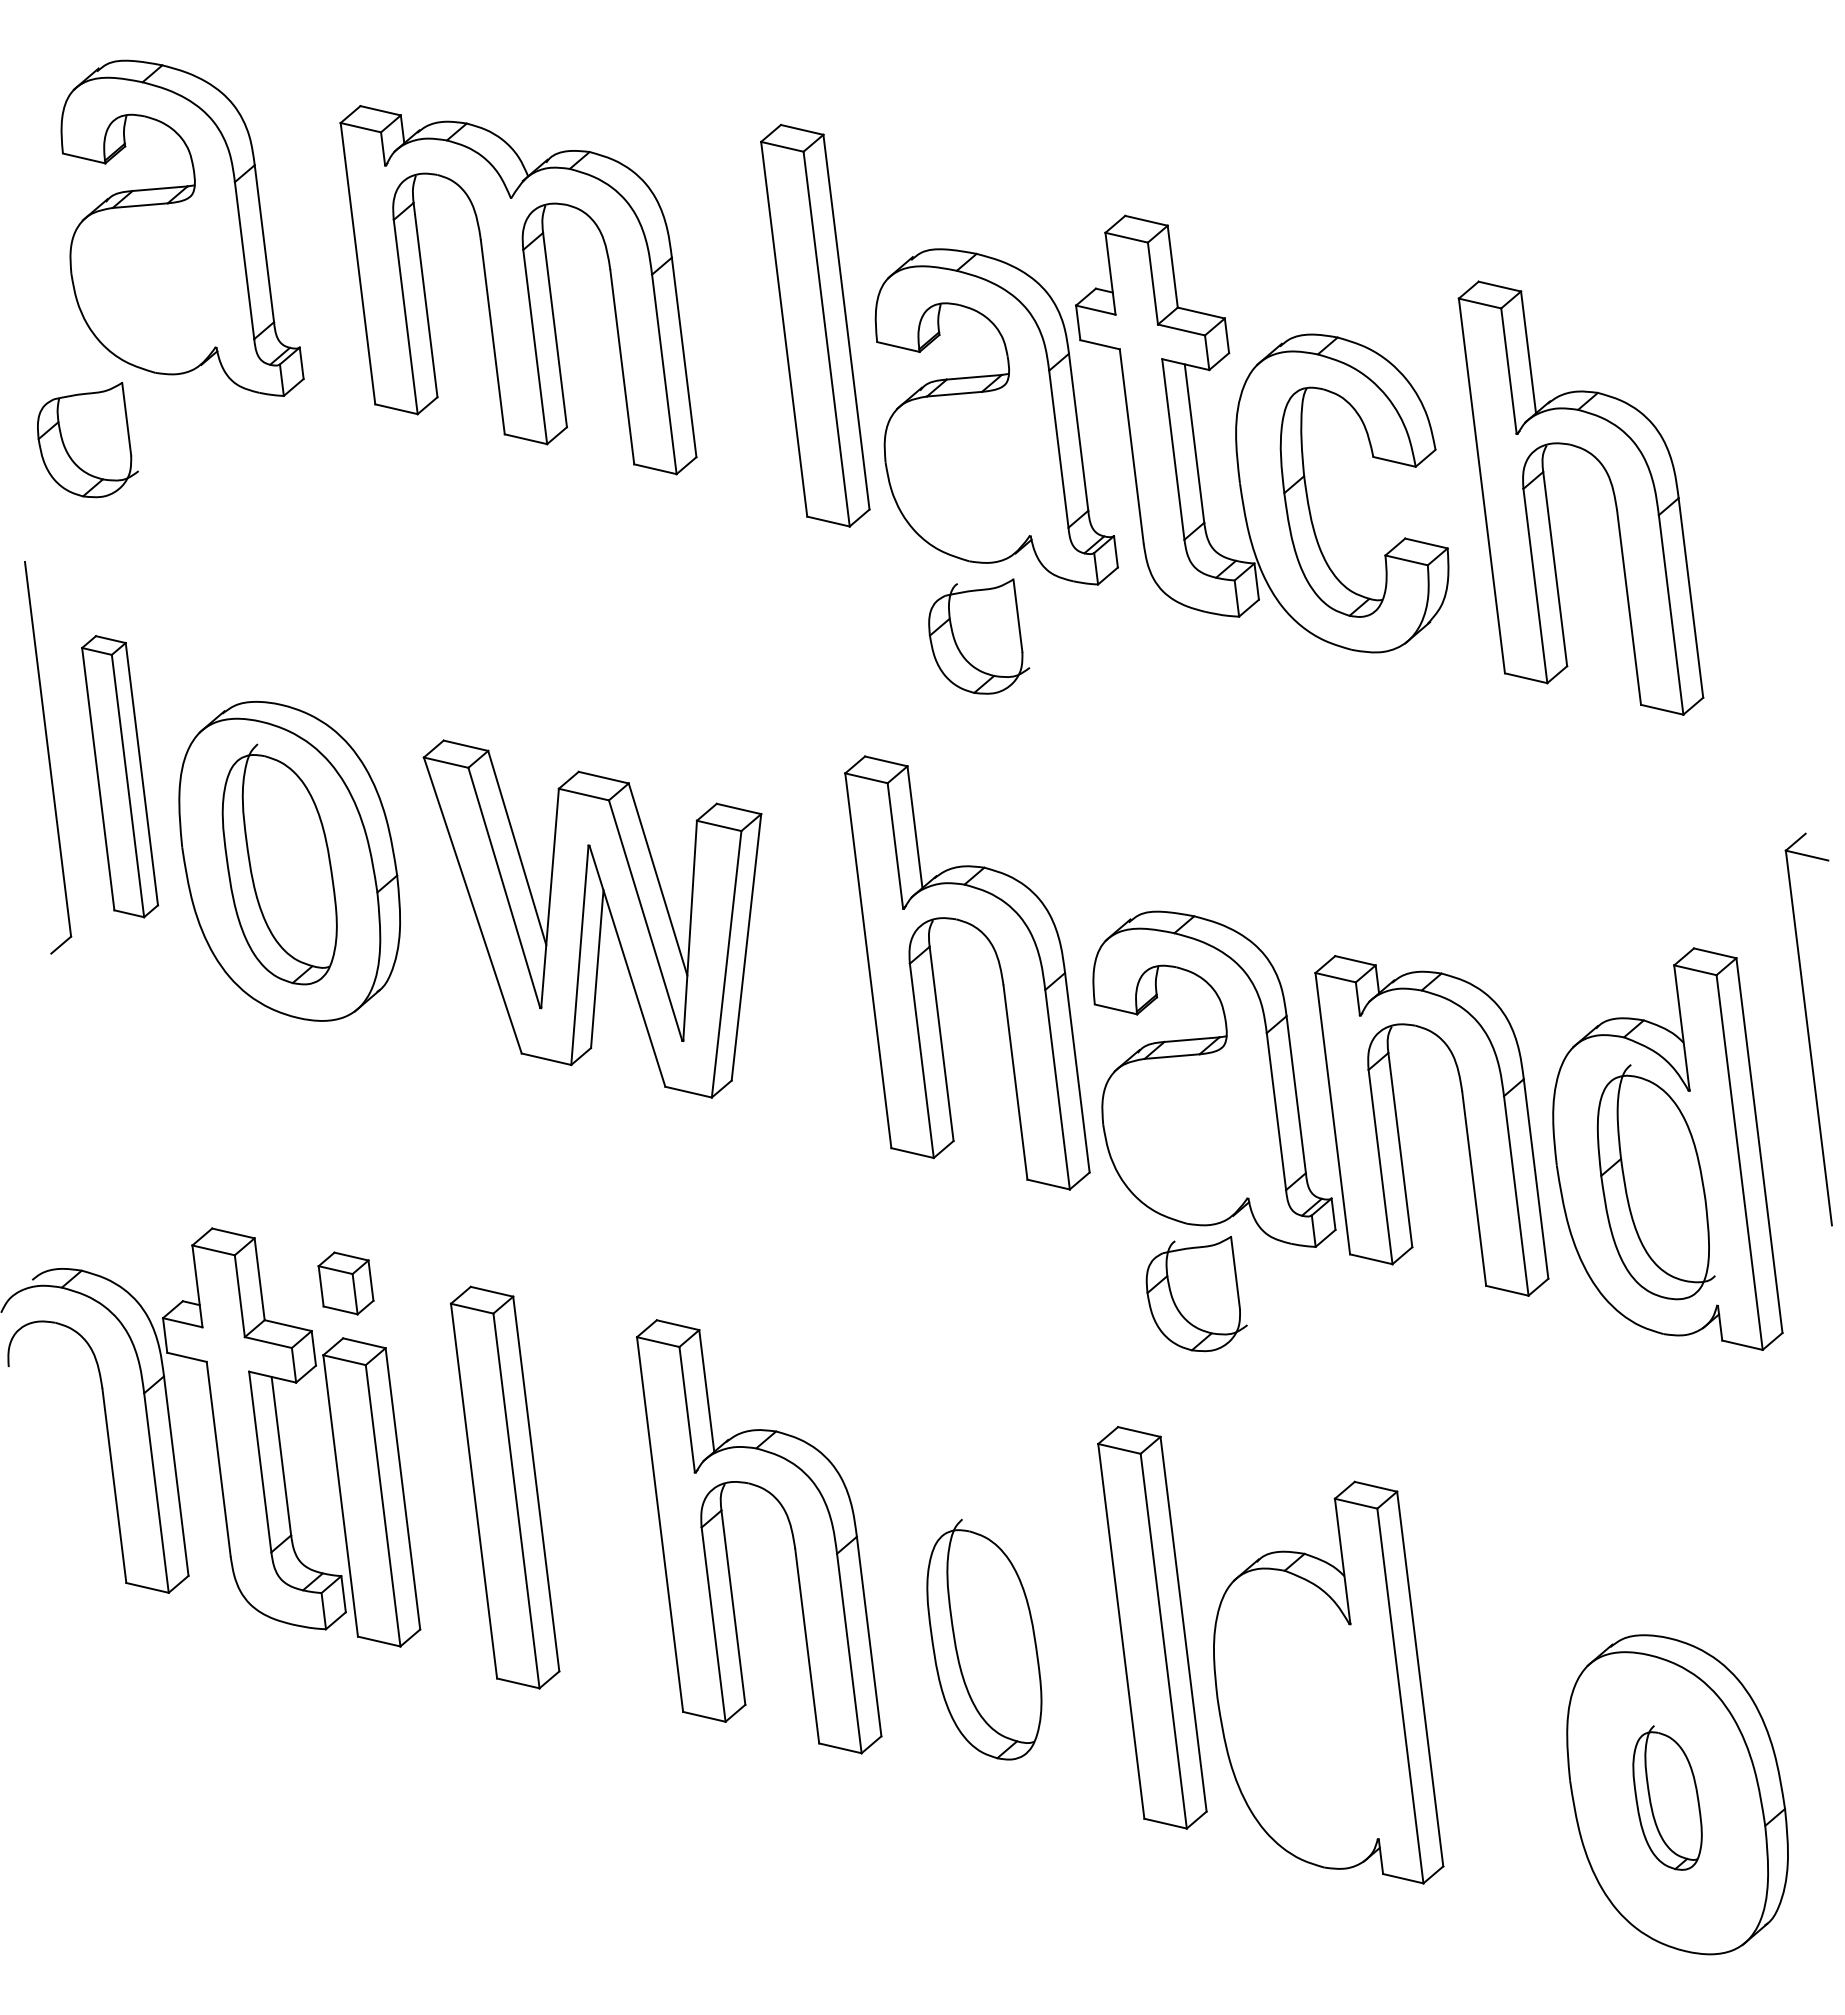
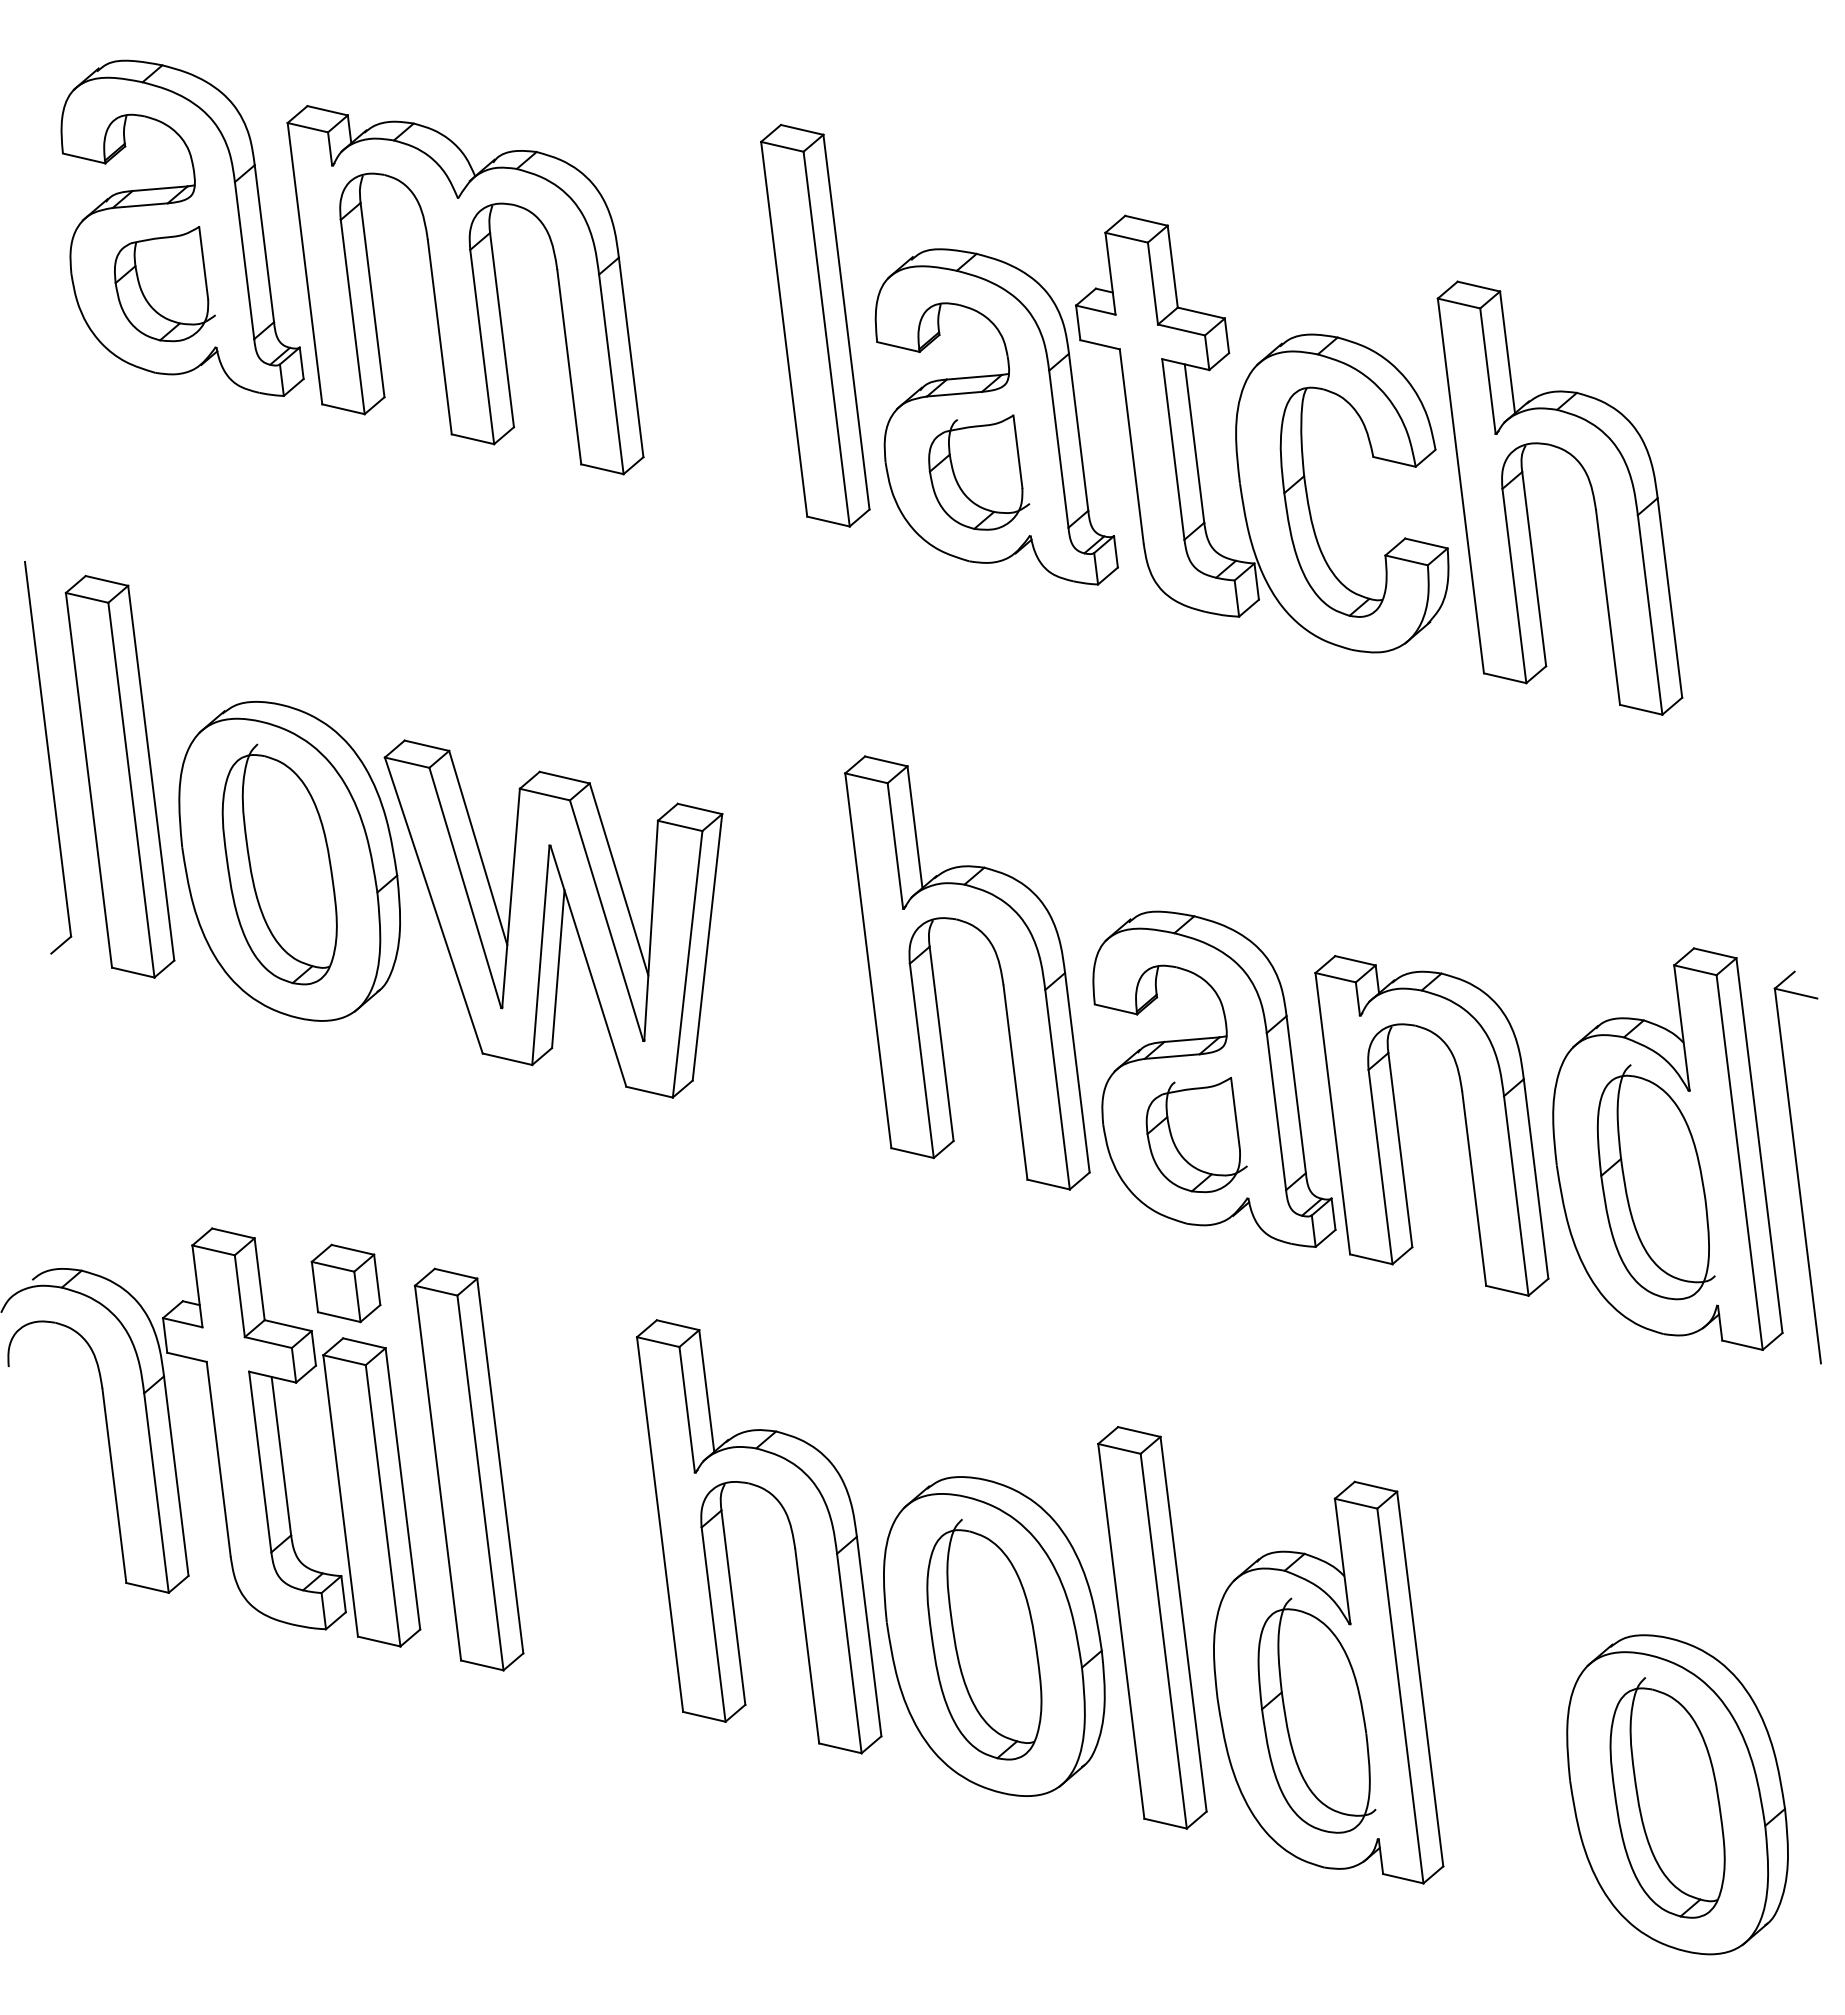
part position: (518, 290) -> (465, 290) (465, 290)
part position: (87, 440) -> (164, 284) (164, 284)
part position: (1611, 488) -> (1590, 488) (1590, 488)
part position: (979, 636) -> (979, 472) (979, 472)
part size: 79x284 px -> 112x405 px (119, 776)
part position: (592, 918) -> (553, 918) (553, 918)
part position: (1808, 1029) -> (1797, 1167) (1797, 1167)
part size: 58x65 px -> 72x81 px (345, 1283)
part position: (1196, 1294) -> (1196, 1135) (1196, 1135)
part position: (504, 1487) -> (468, 1469) (468, 1469)
part: none -> present (994, 1636)
part: none -> present (1316, 1715)
part size: 71x146 px -> 117x242 px (1667, 1797)
